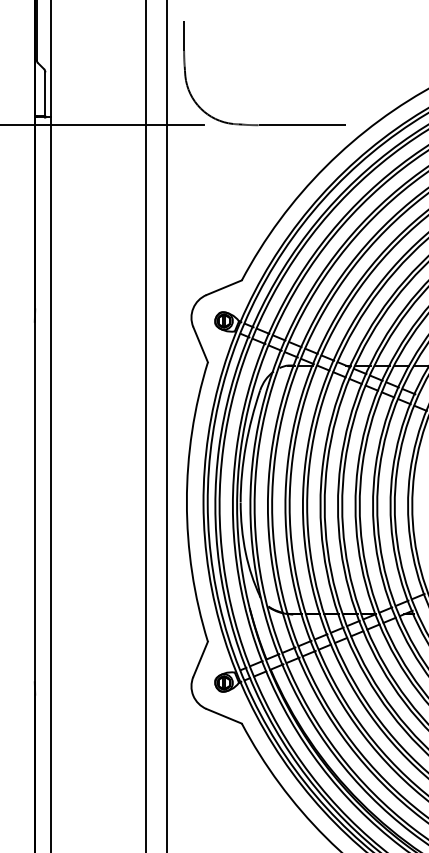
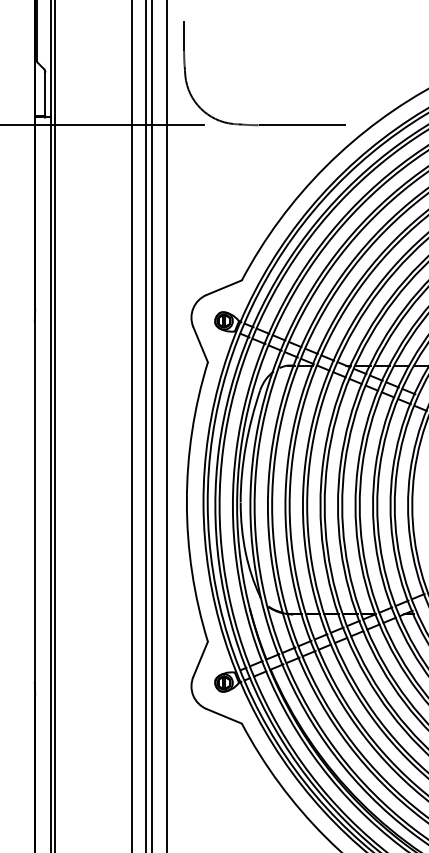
line: none -> present (55, 425)
line: none -> present (132, 425)
line: none -> present (151, 425)
